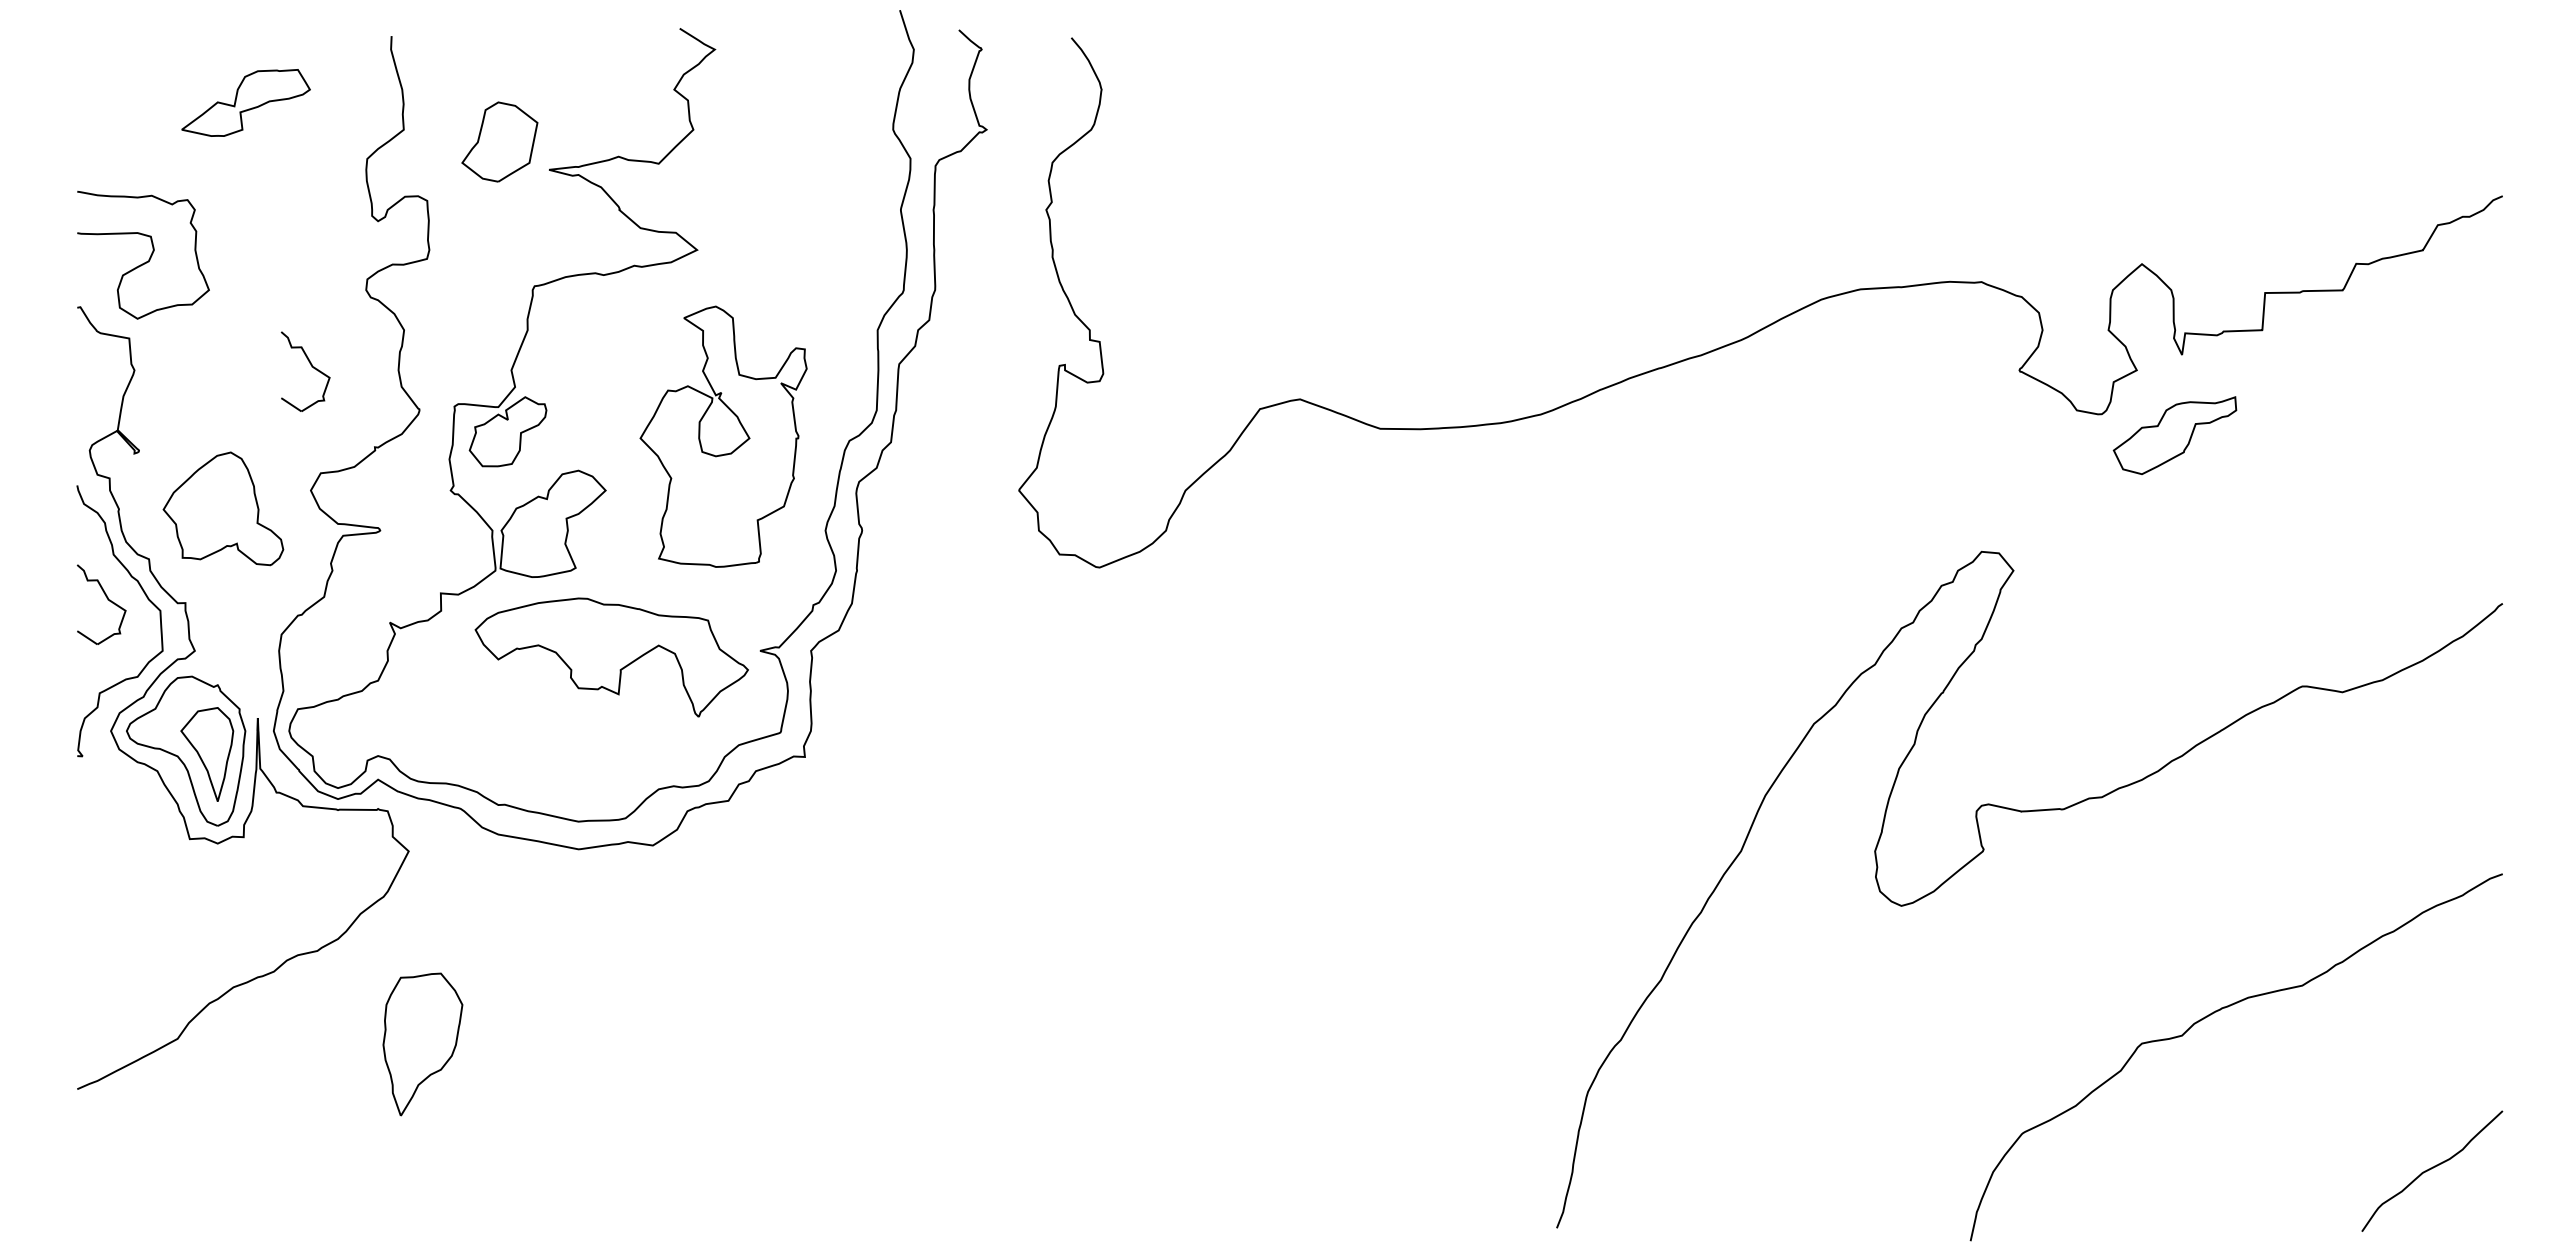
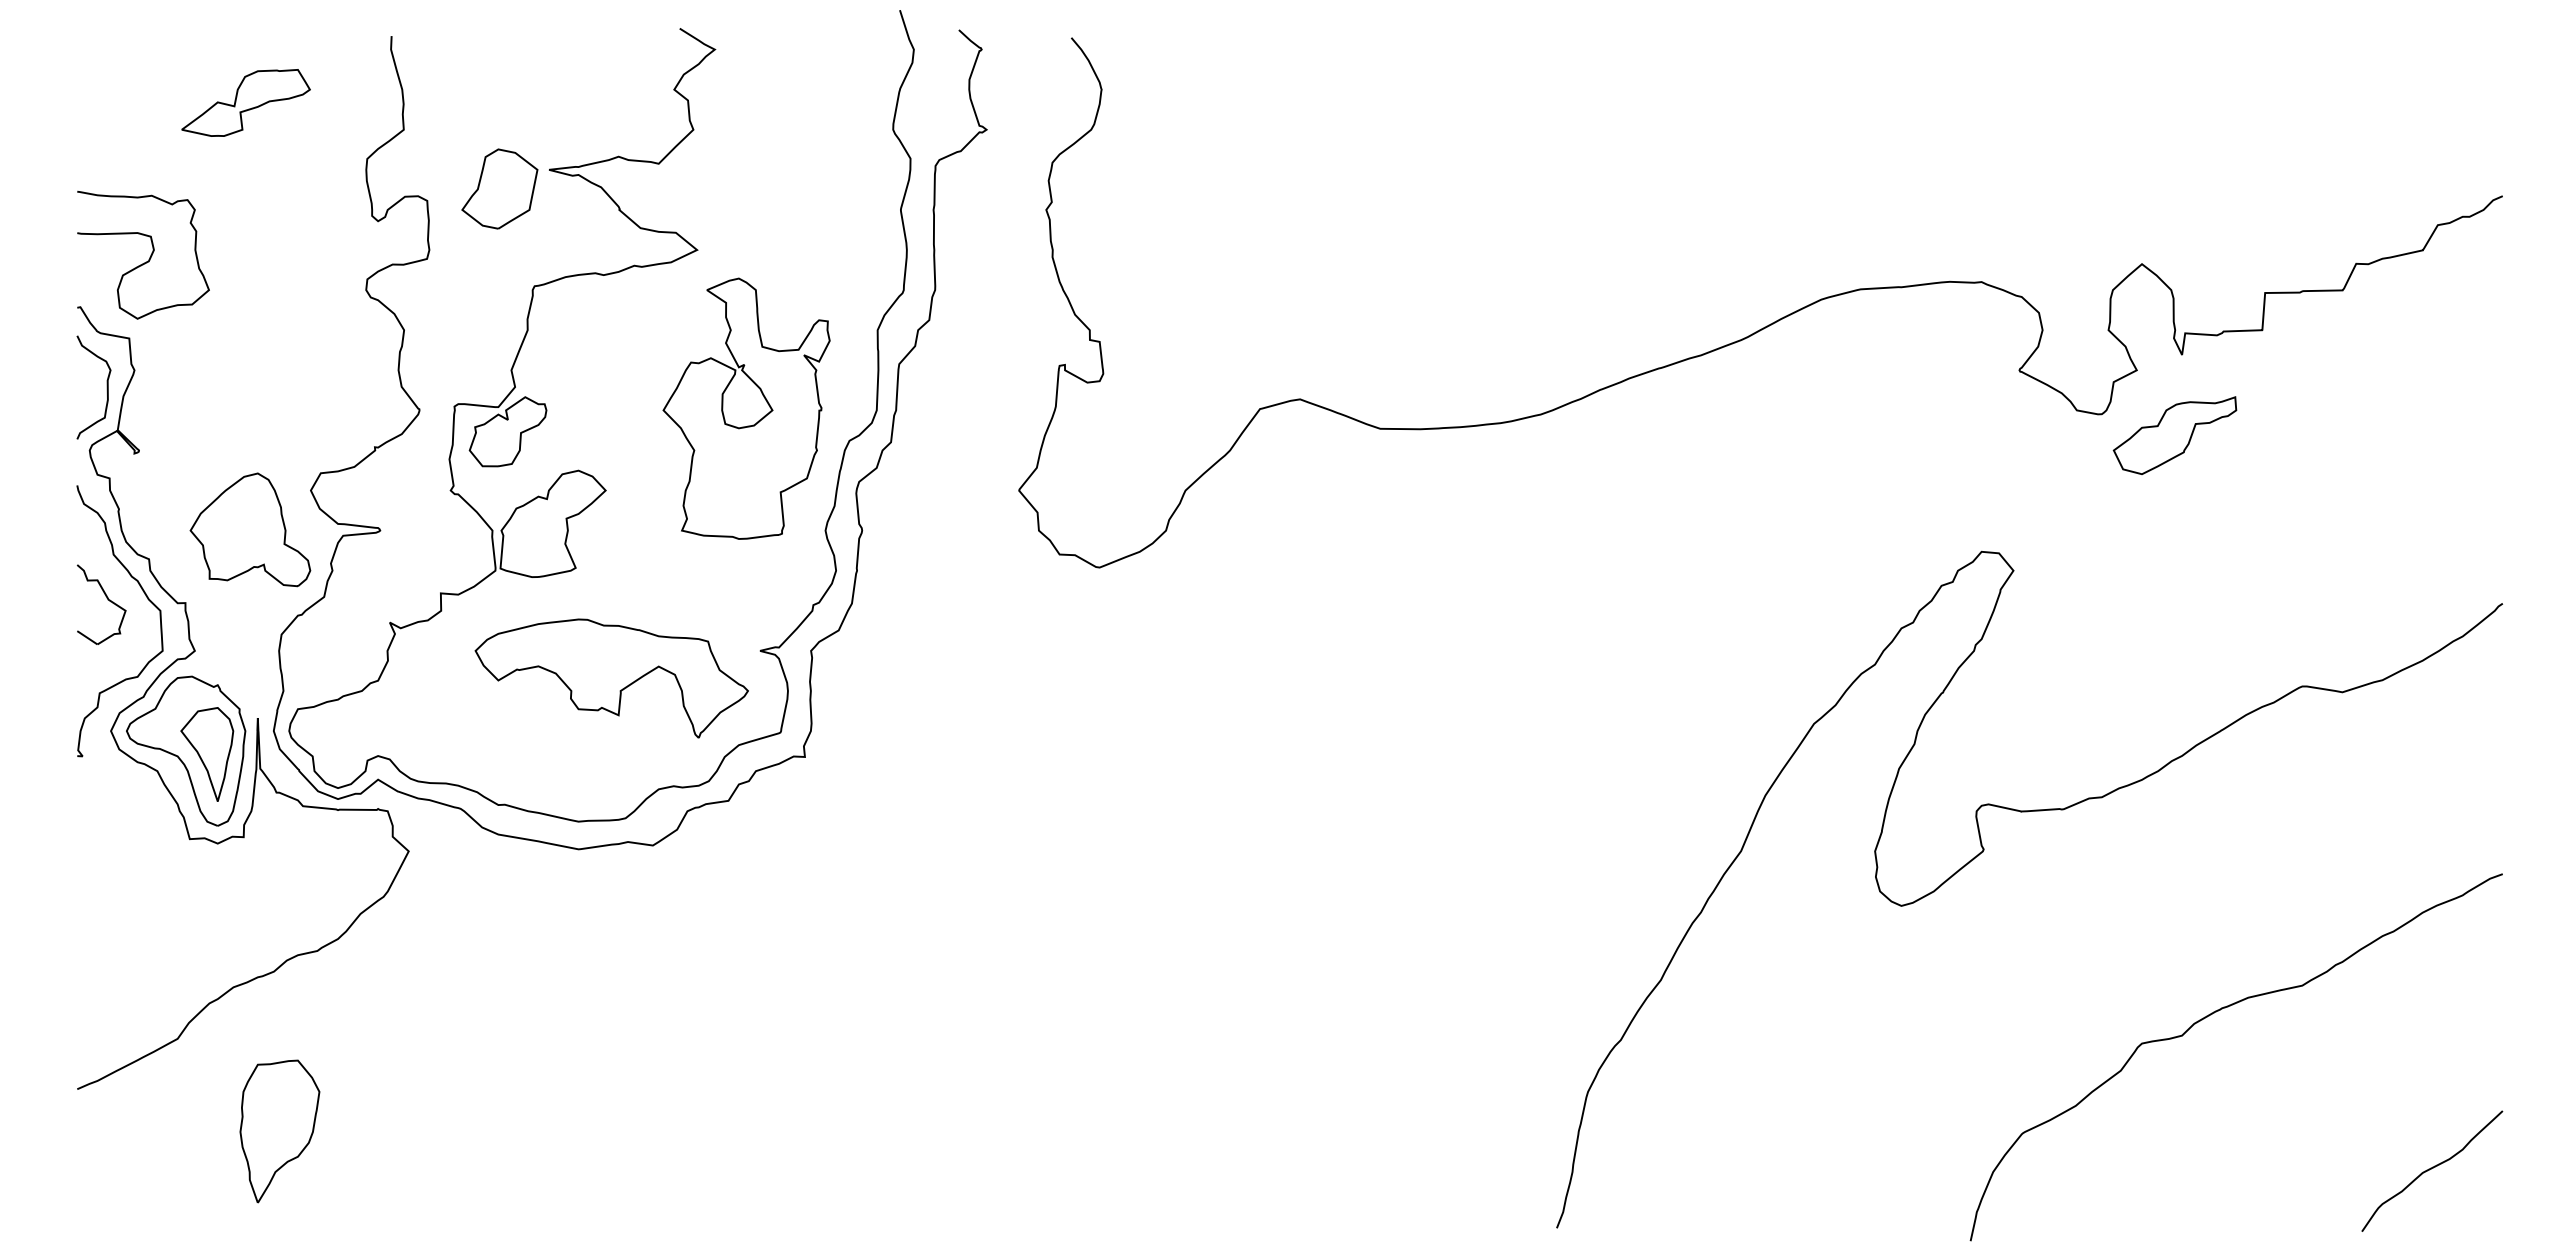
part position: (499, 141) -> (499, 188) (499, 188)
part: present -> none (310, 365)
curve: none -> present (106, 387)
part position: (735, 448) -> (758, 420) (758, 420)
part position: (223, 508) -> (250, 529) (250, 529)
part position: (611, 657) -> (611, 678) (611, 678)
part position: (422, 1044) -> (279, 1131) (279, 1131)
